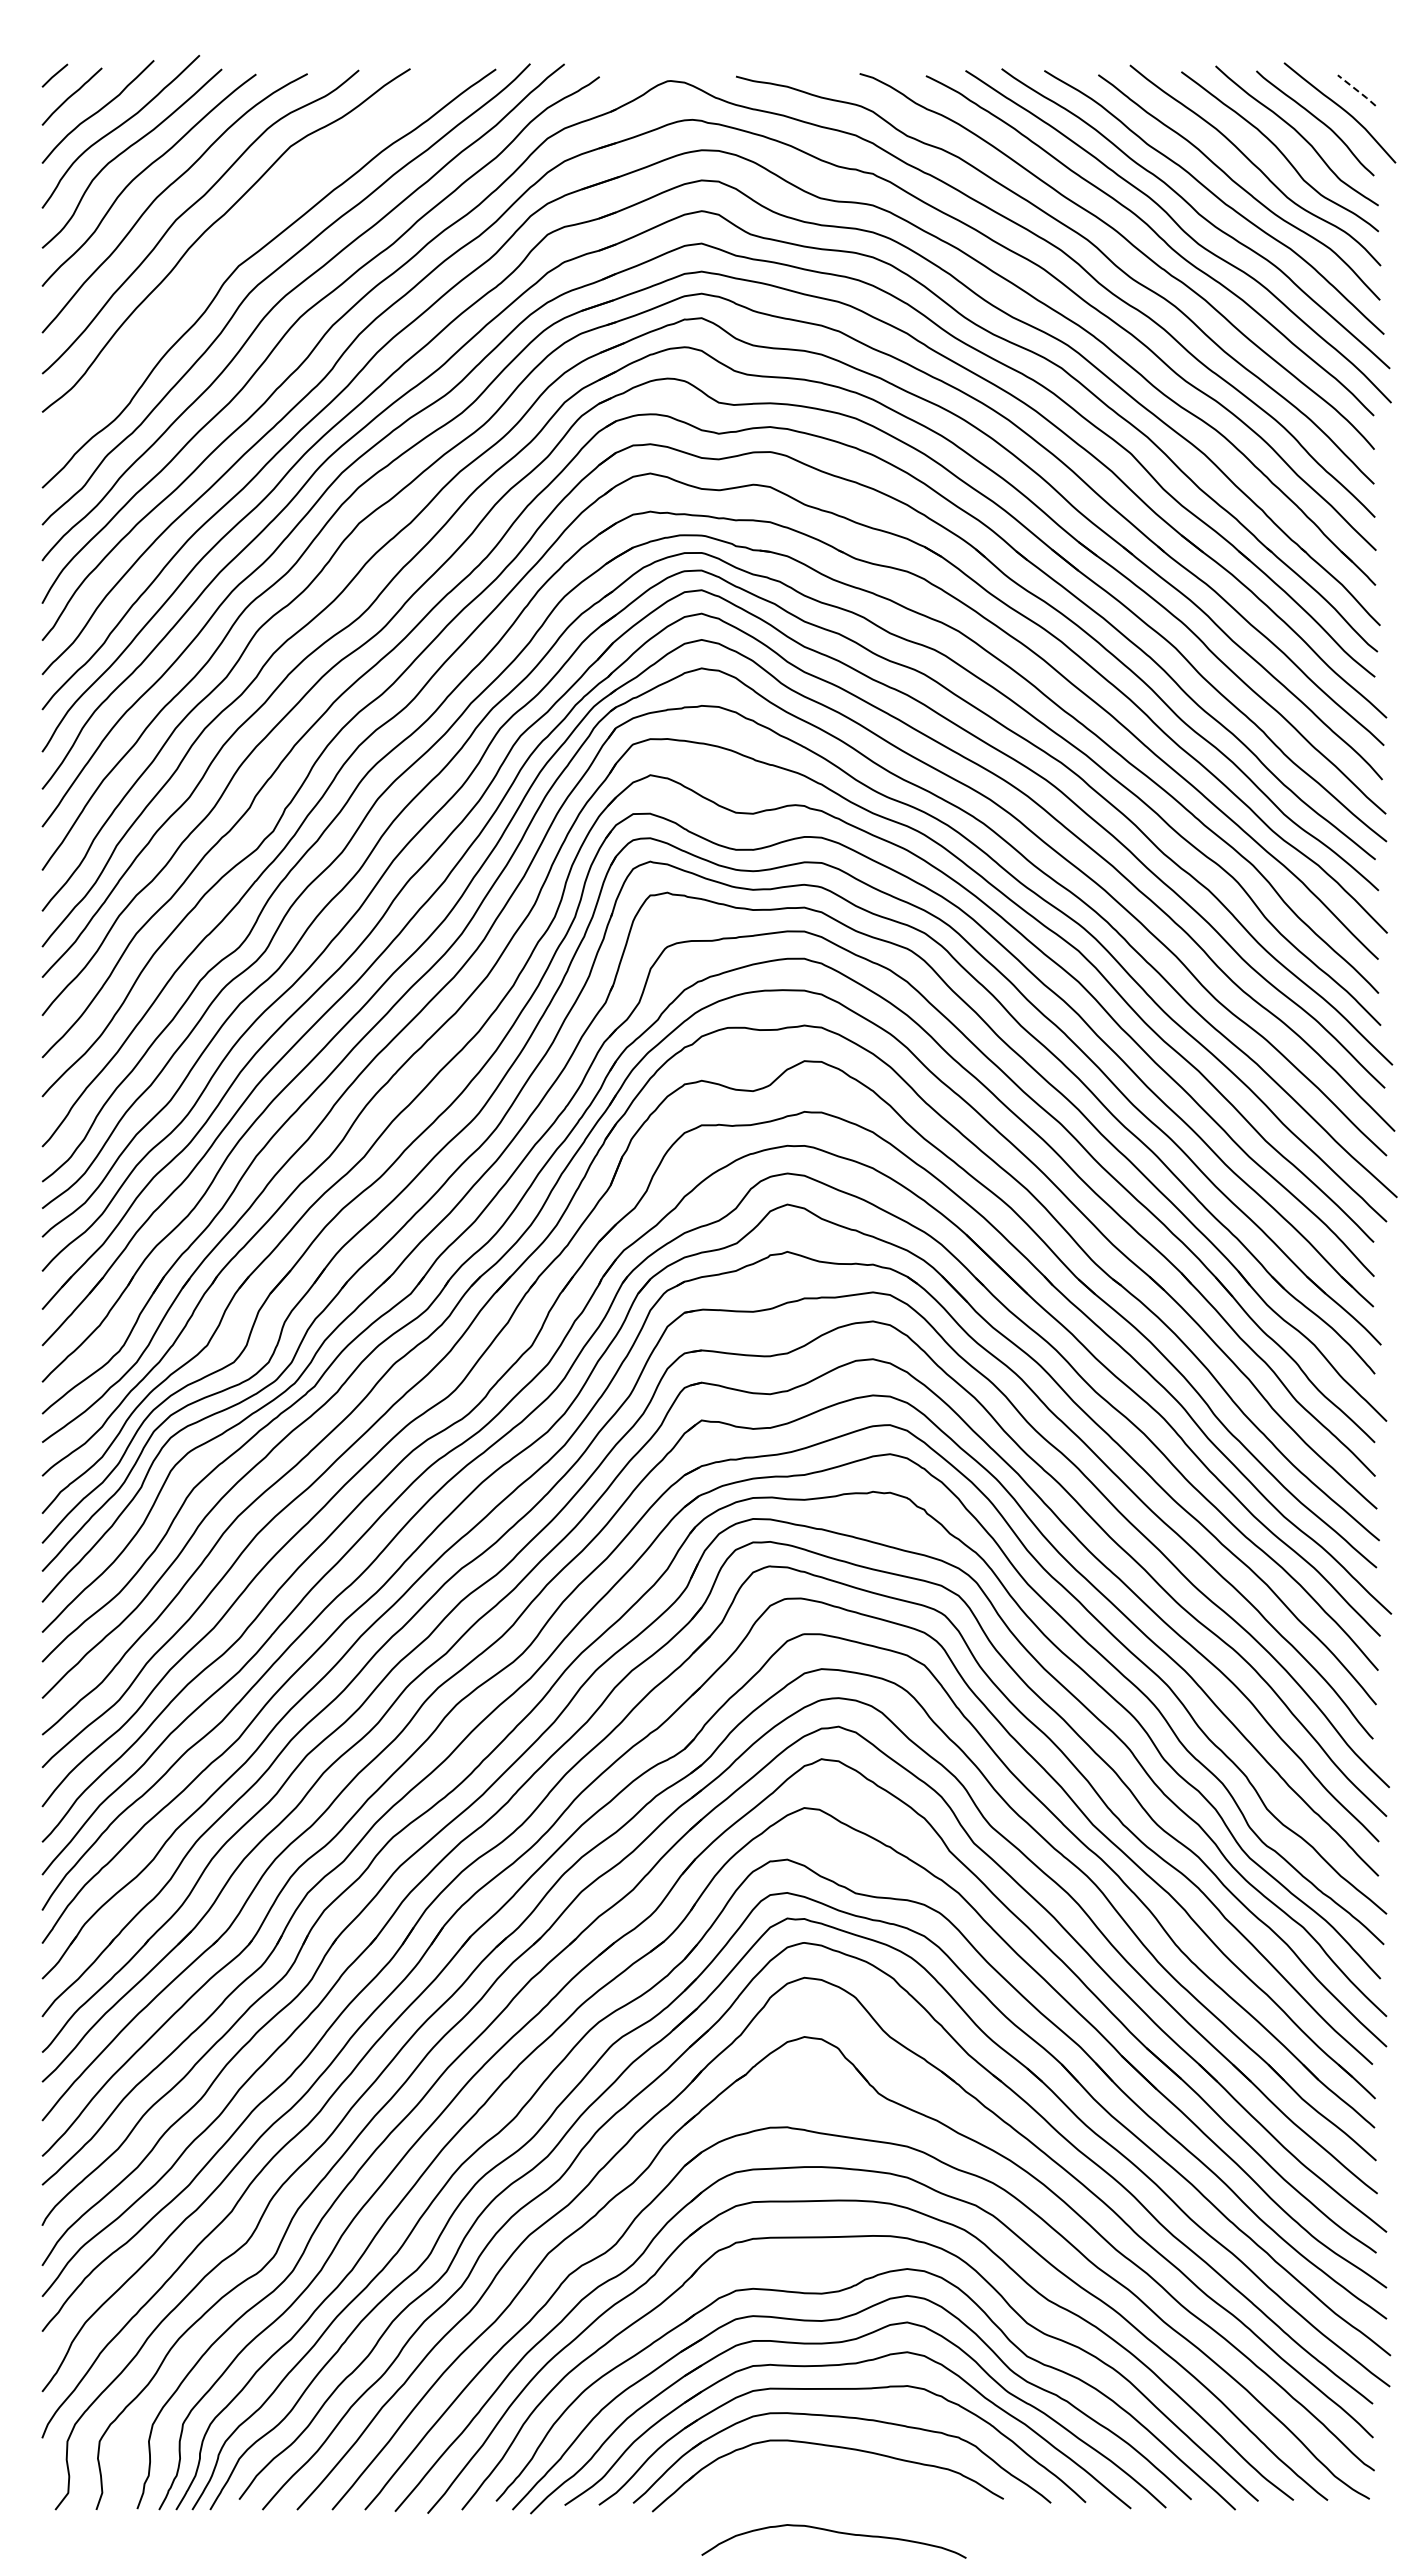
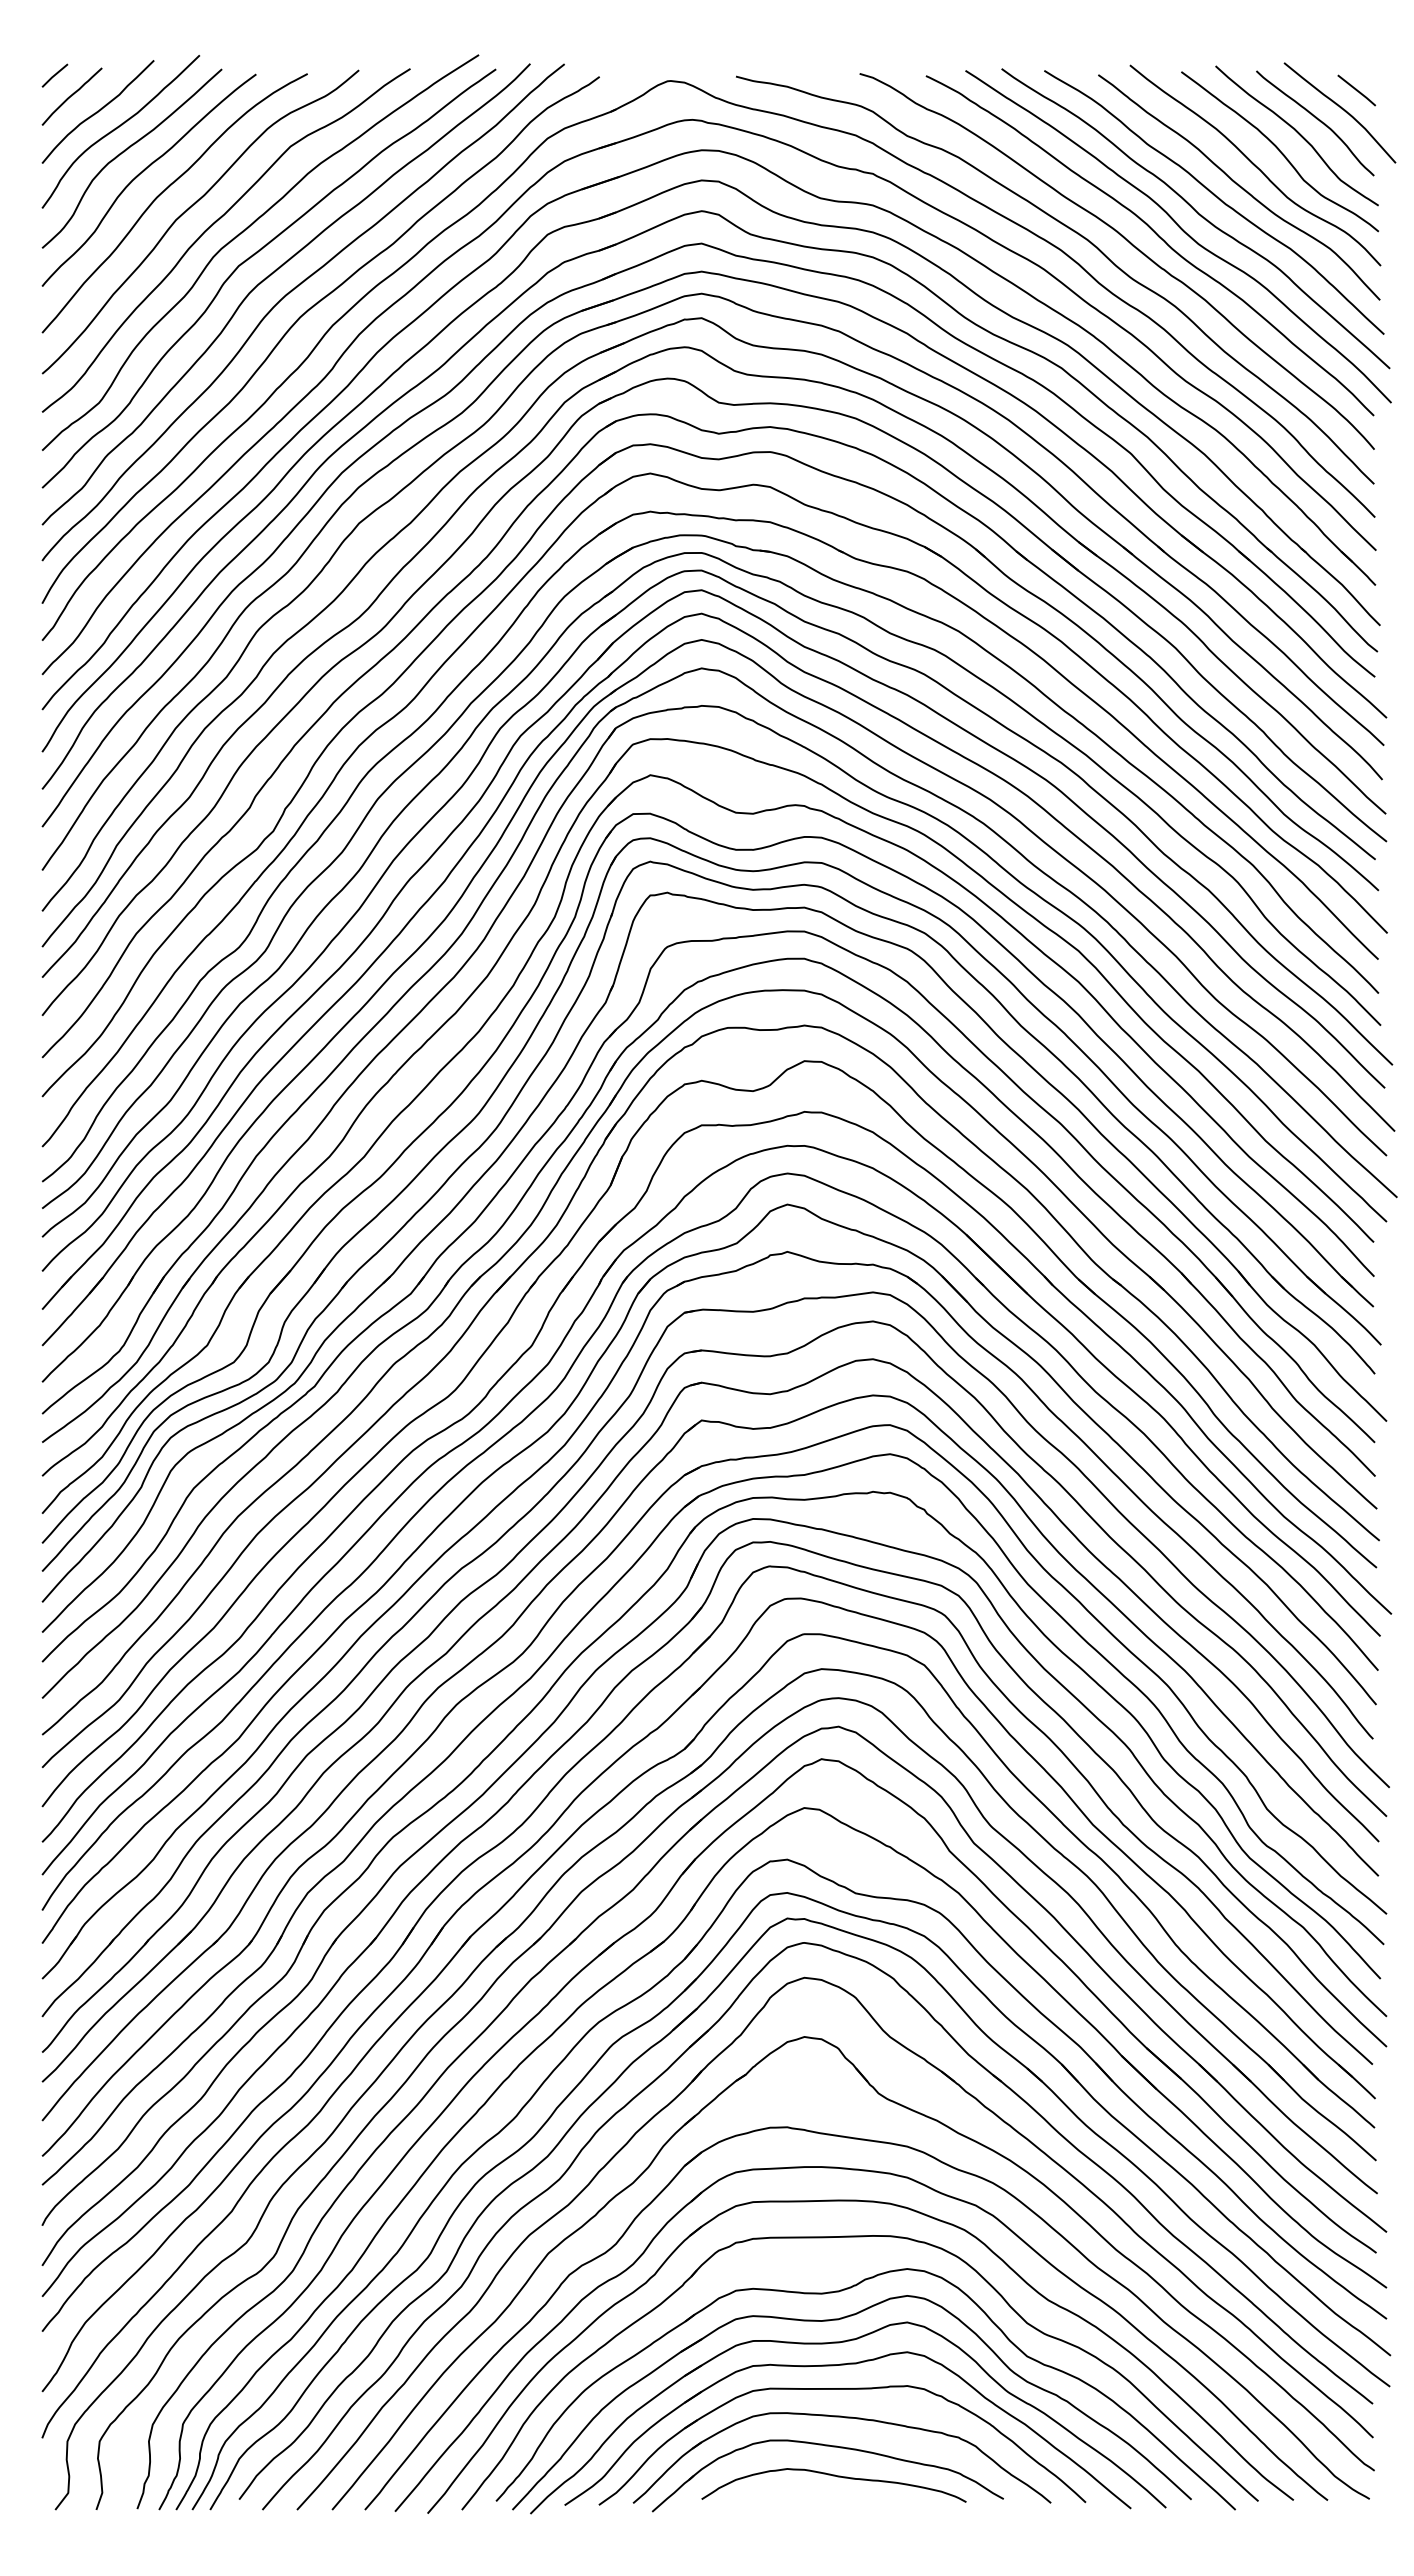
line: dashed -> solid (1357, 90)
curve: none -> present (242, 233)
curve position: (837, 2533) -> (837, 2477) (837, 2477)
